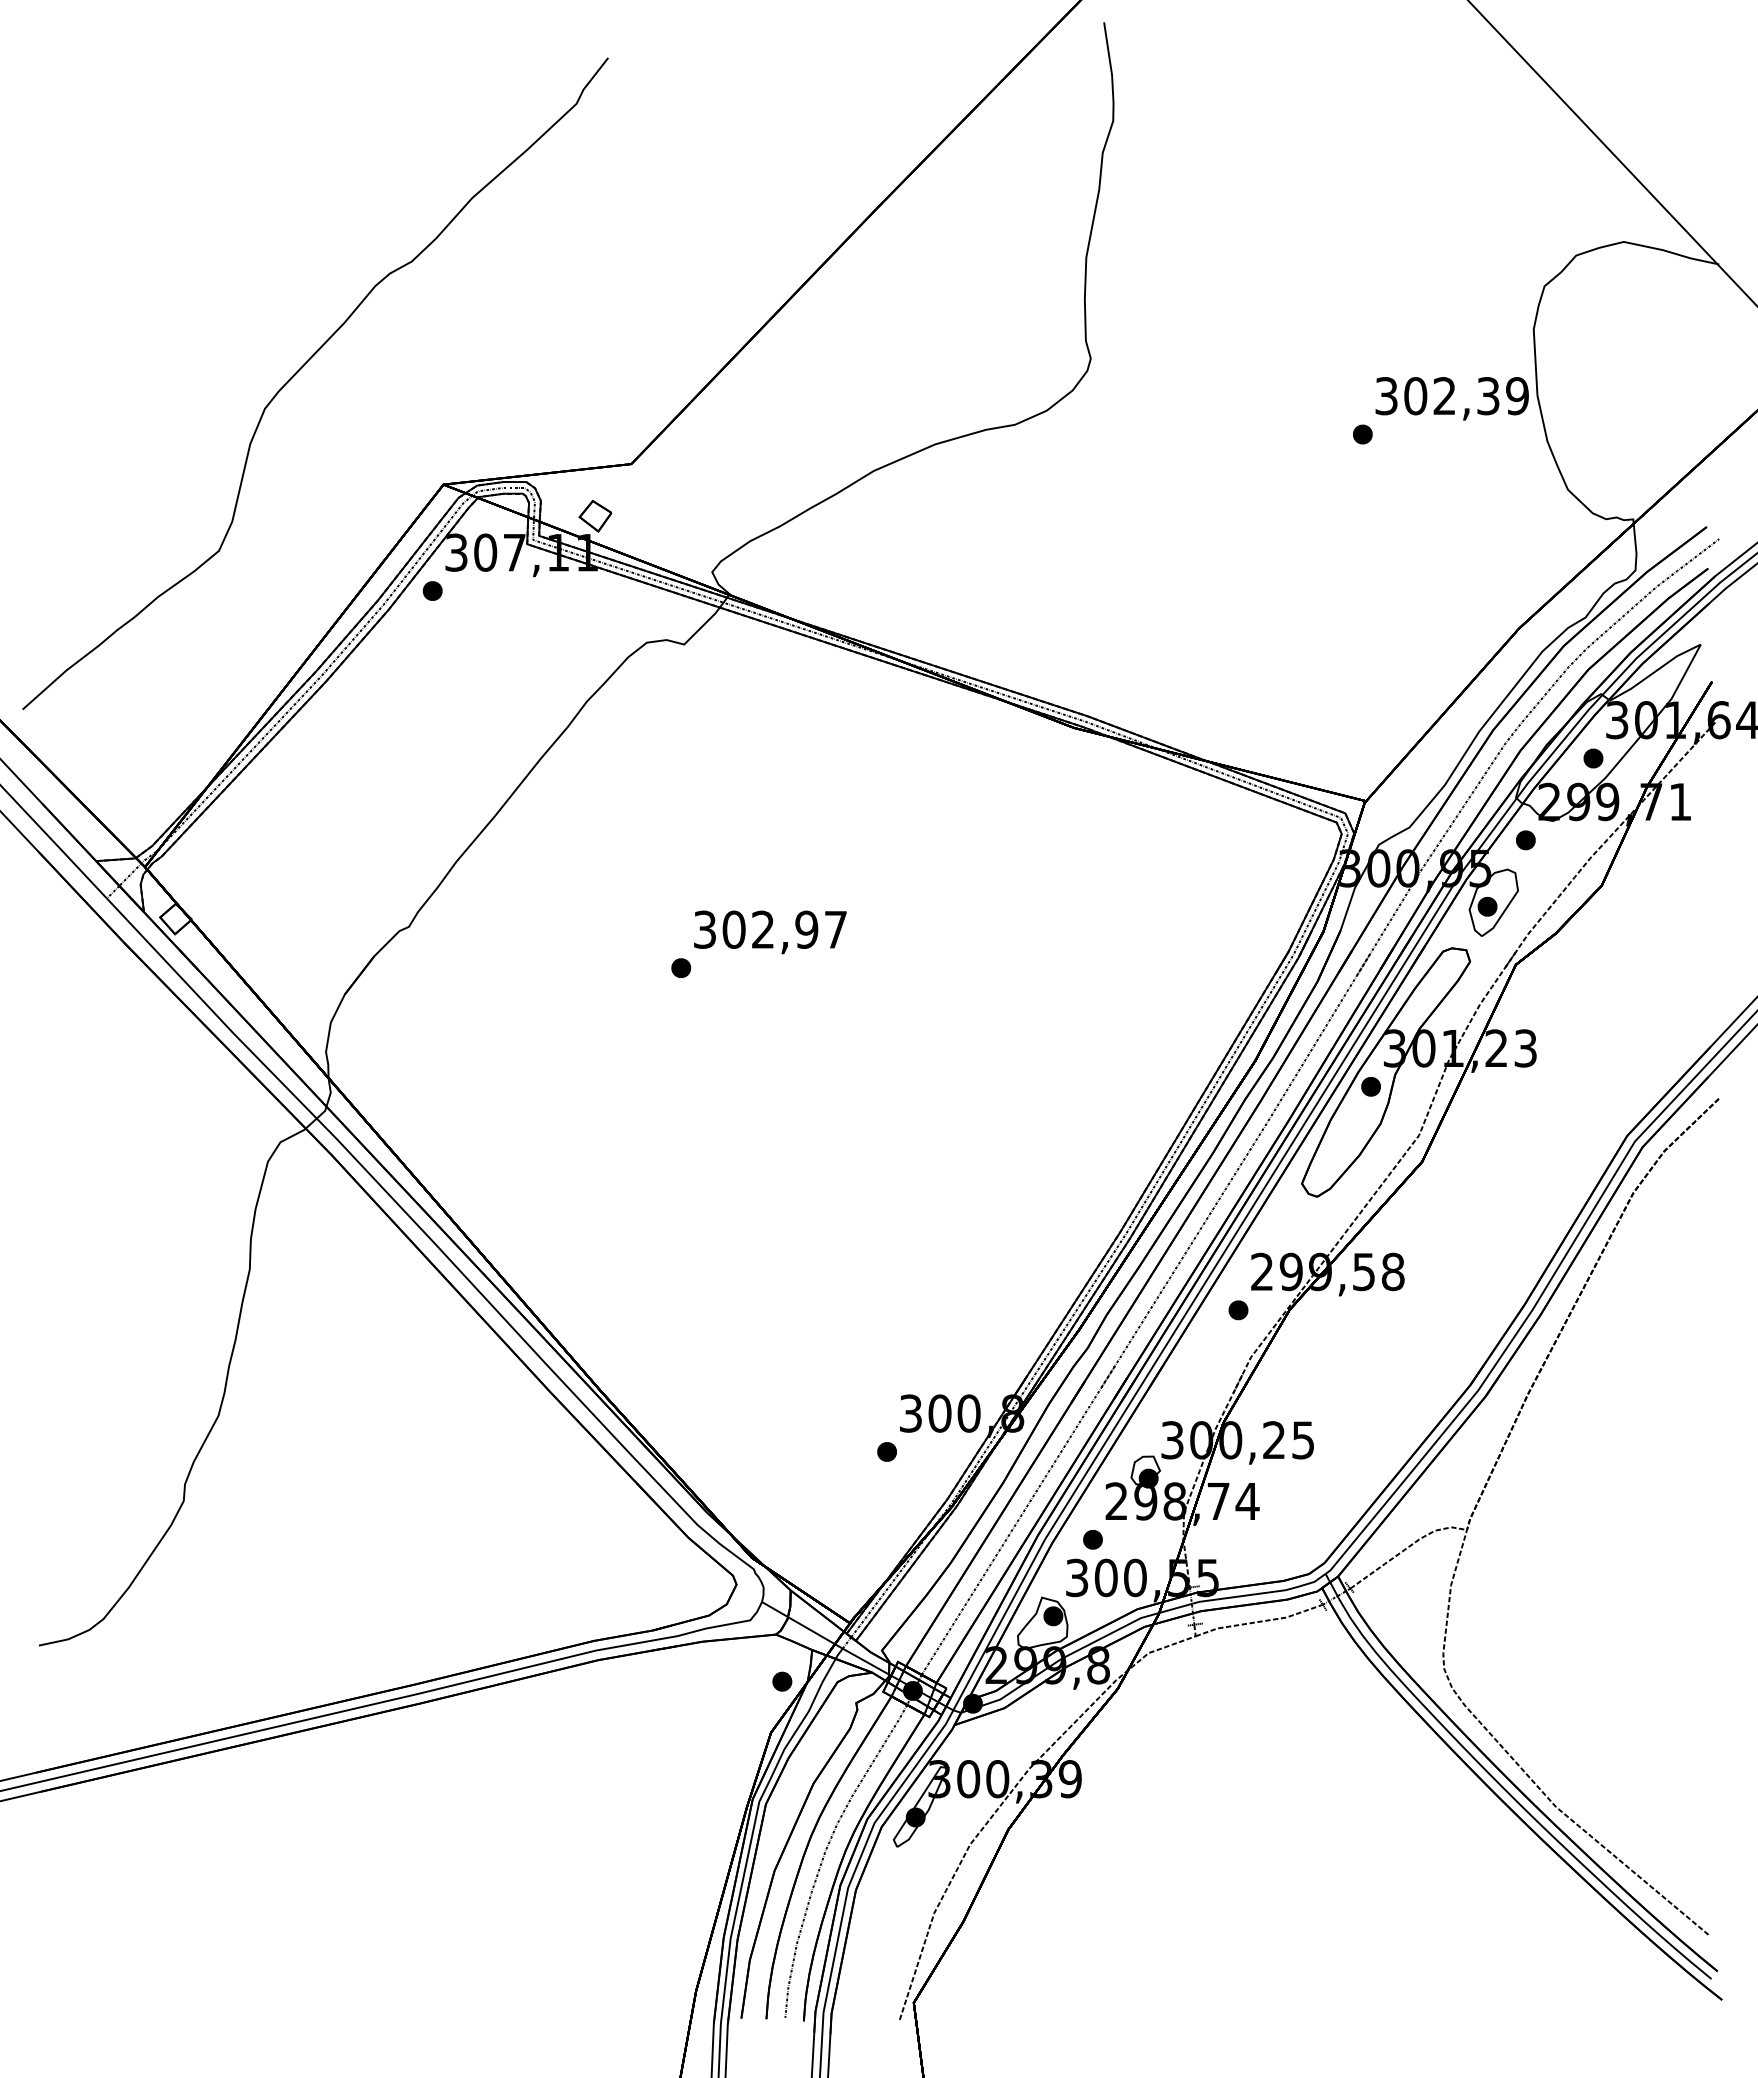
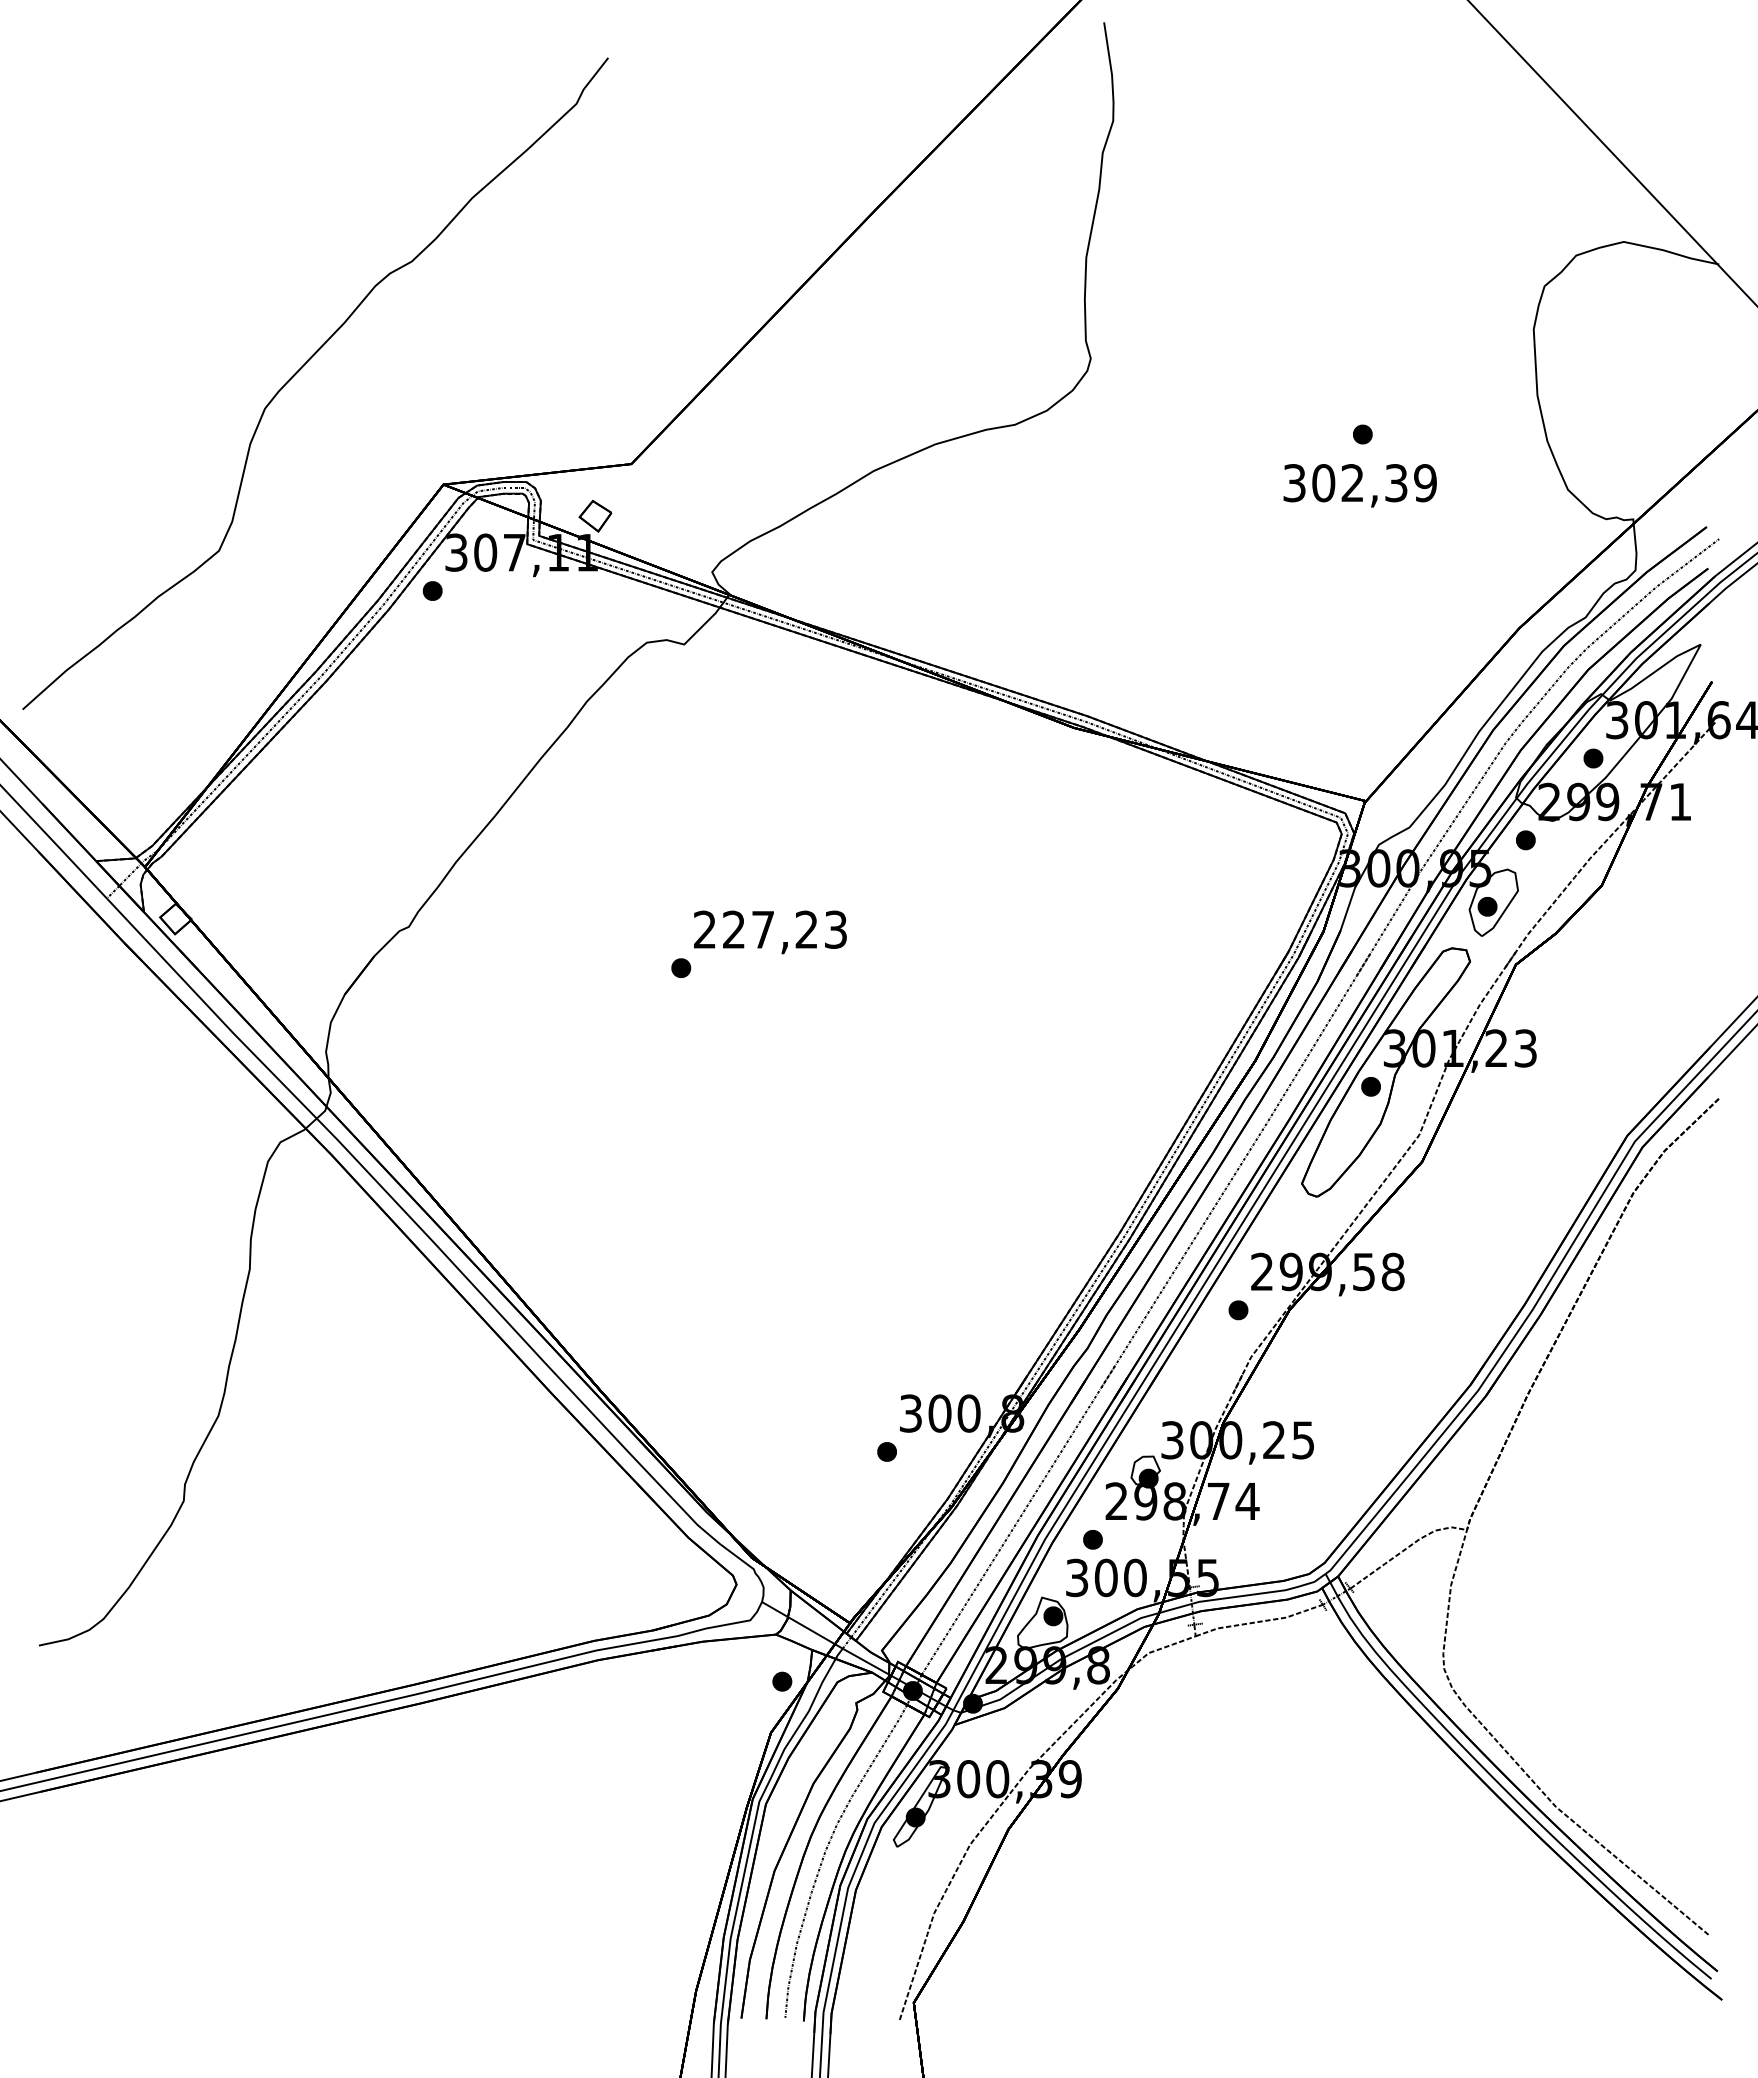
text position: (1451, 398) -> (1359, 485) (1359, 485)
text: 302,97 -> 227,23 (770, 929)
